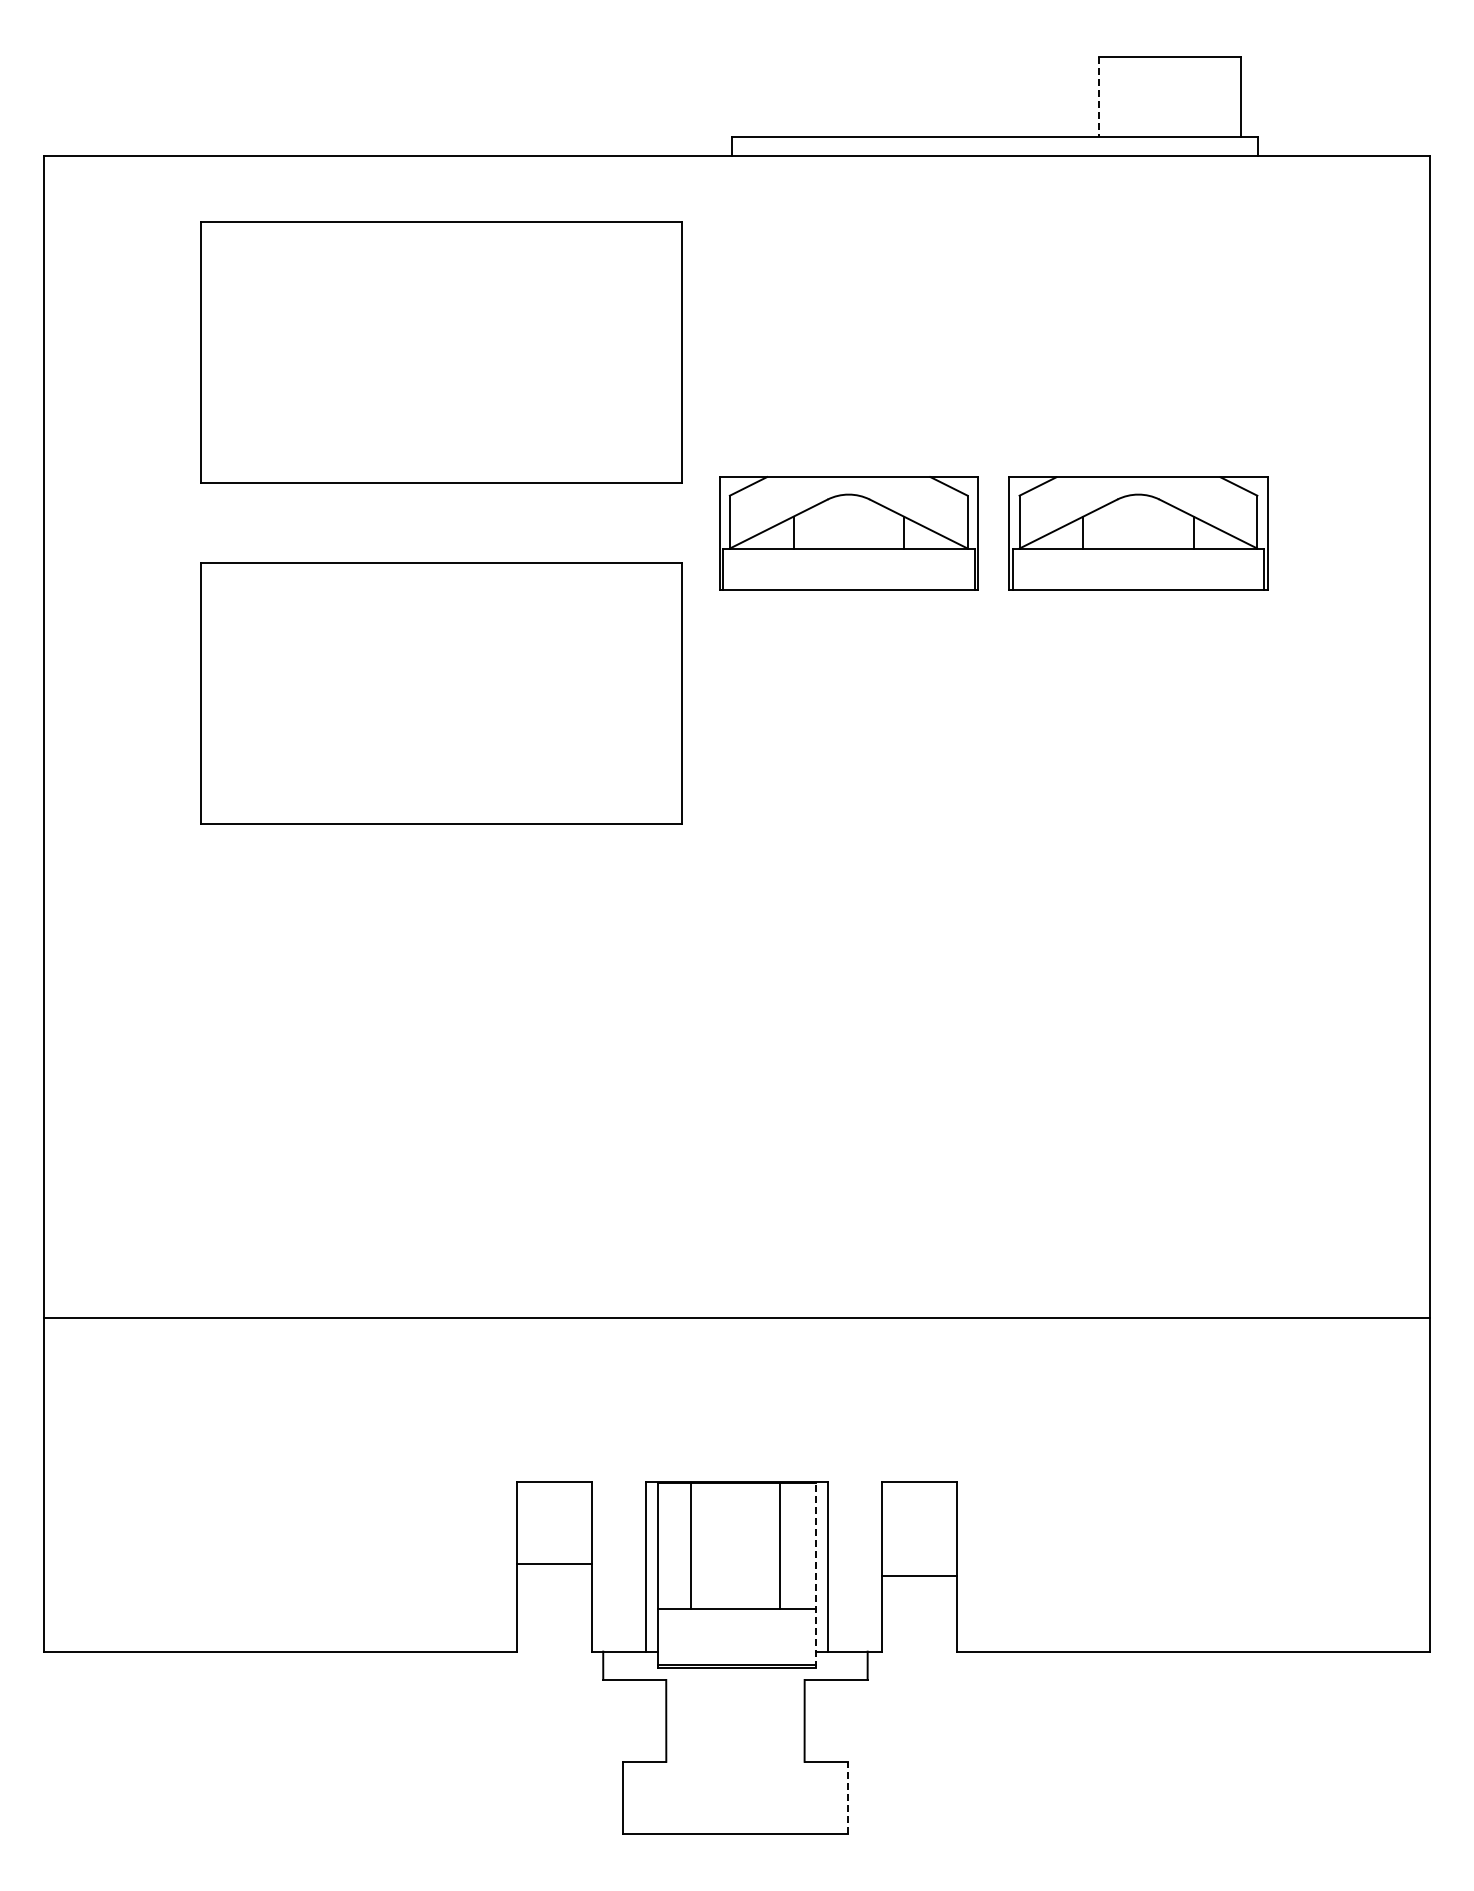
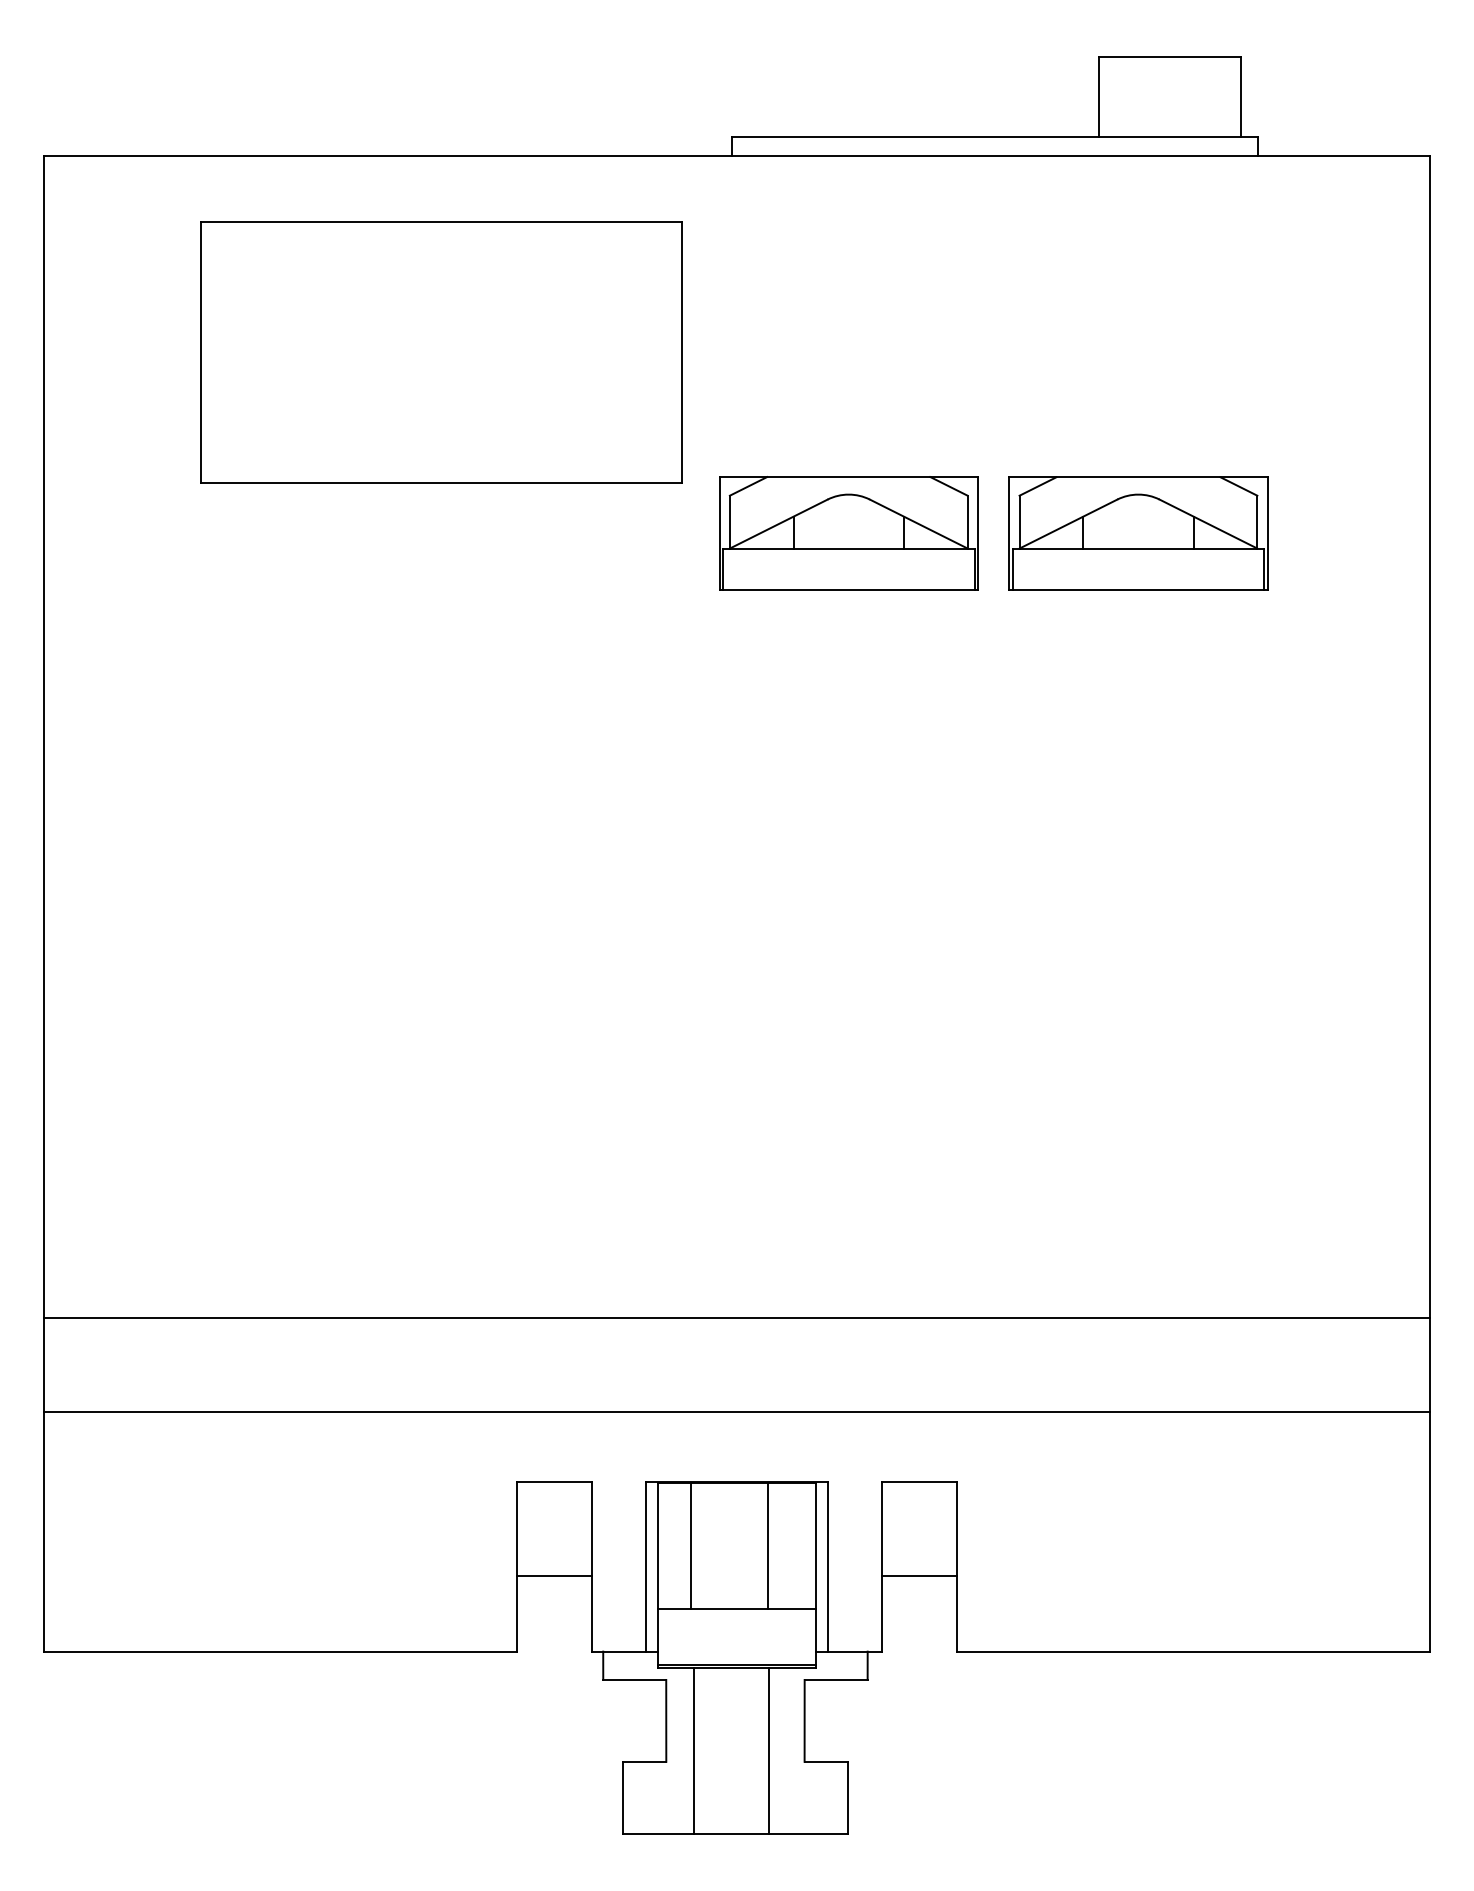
line: dashed -> solid (1099, 97)
part: present -> none (441, 693)
line: none -> present (736, 1412)
line position: (779, 1545) -> (767, 1545) (767, 1545)
line position: (554, 1564) -> (554, 1576) (554, 1576)
line: dashed -> solid (815, 1574)
line: none -> present (694, 1750)
line: none -> present (768, 1750)
line: dashed -> solid (848, 1797)
